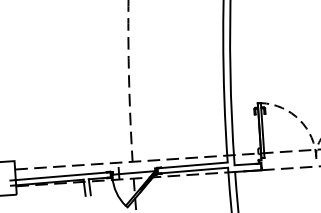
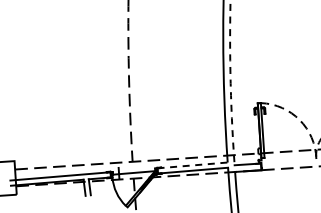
arc: solid -> dashed (230, 82)
line: solid -> dashed (193, 165)
